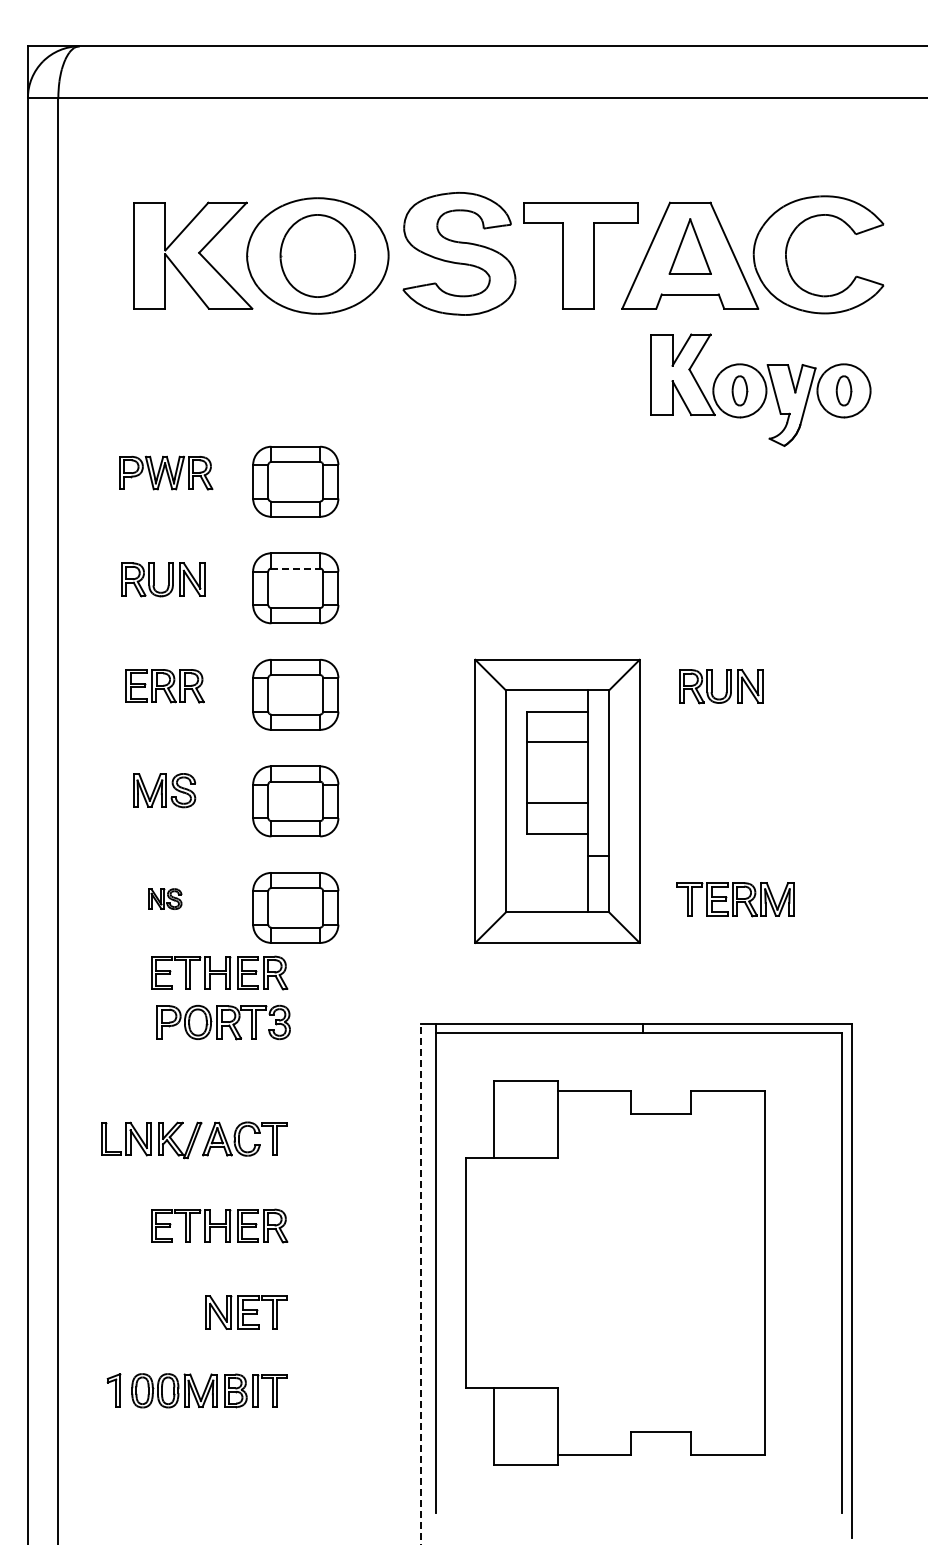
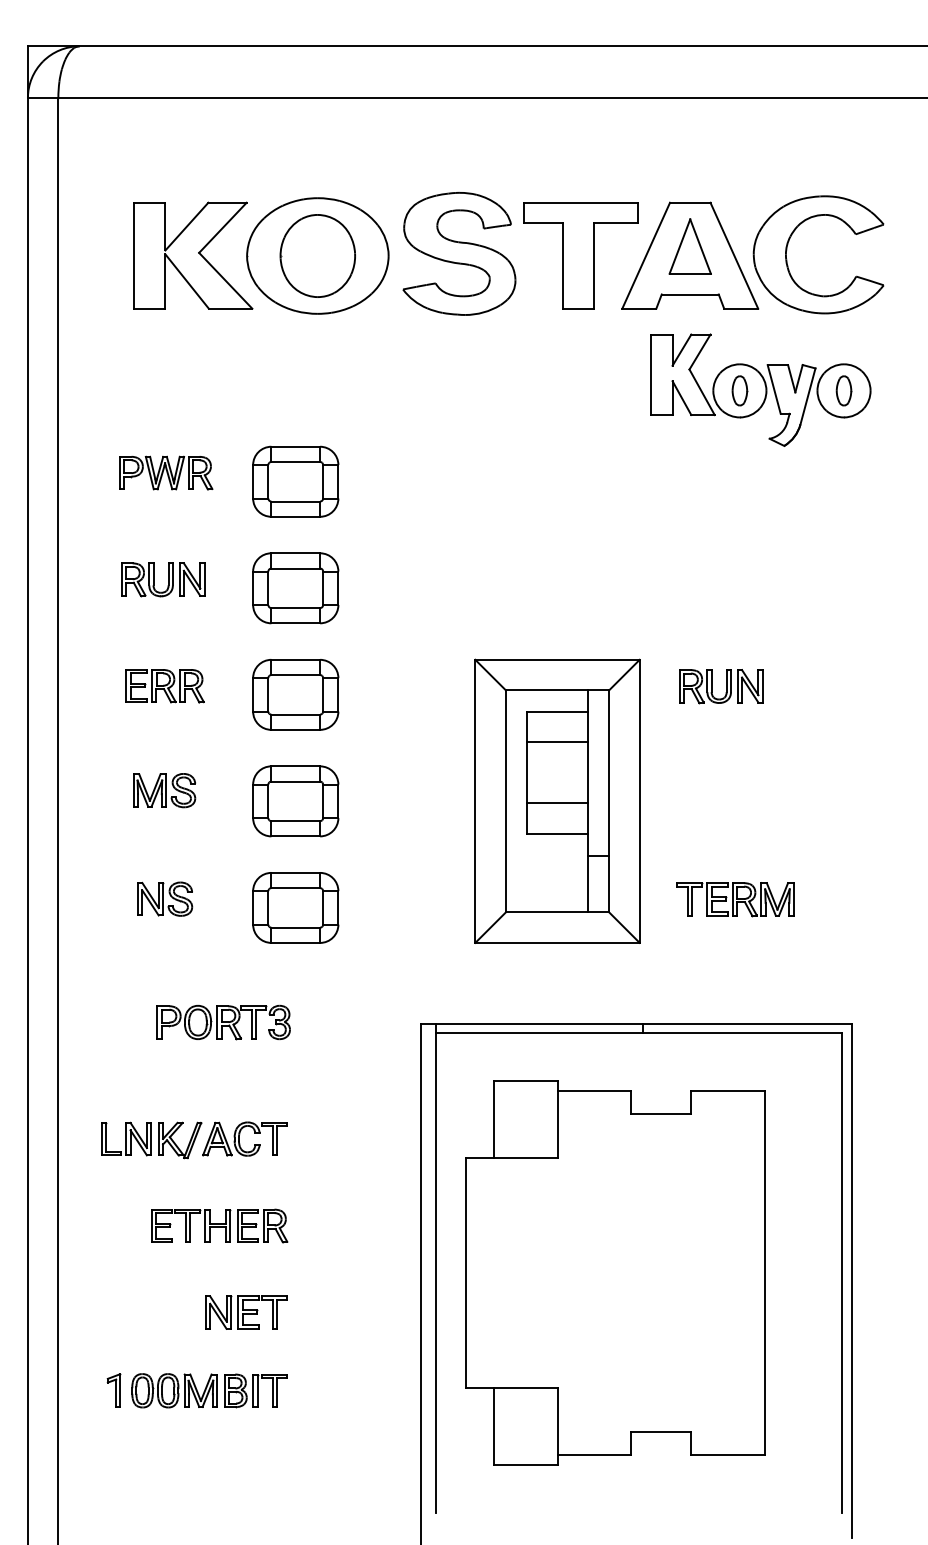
line: dashed -> solid (296, 568)
part size: 35x22 px -> 57x36 px (165, 898)
part: present -> none (219, 972)
line: dashed -> solid (420, 1283)
